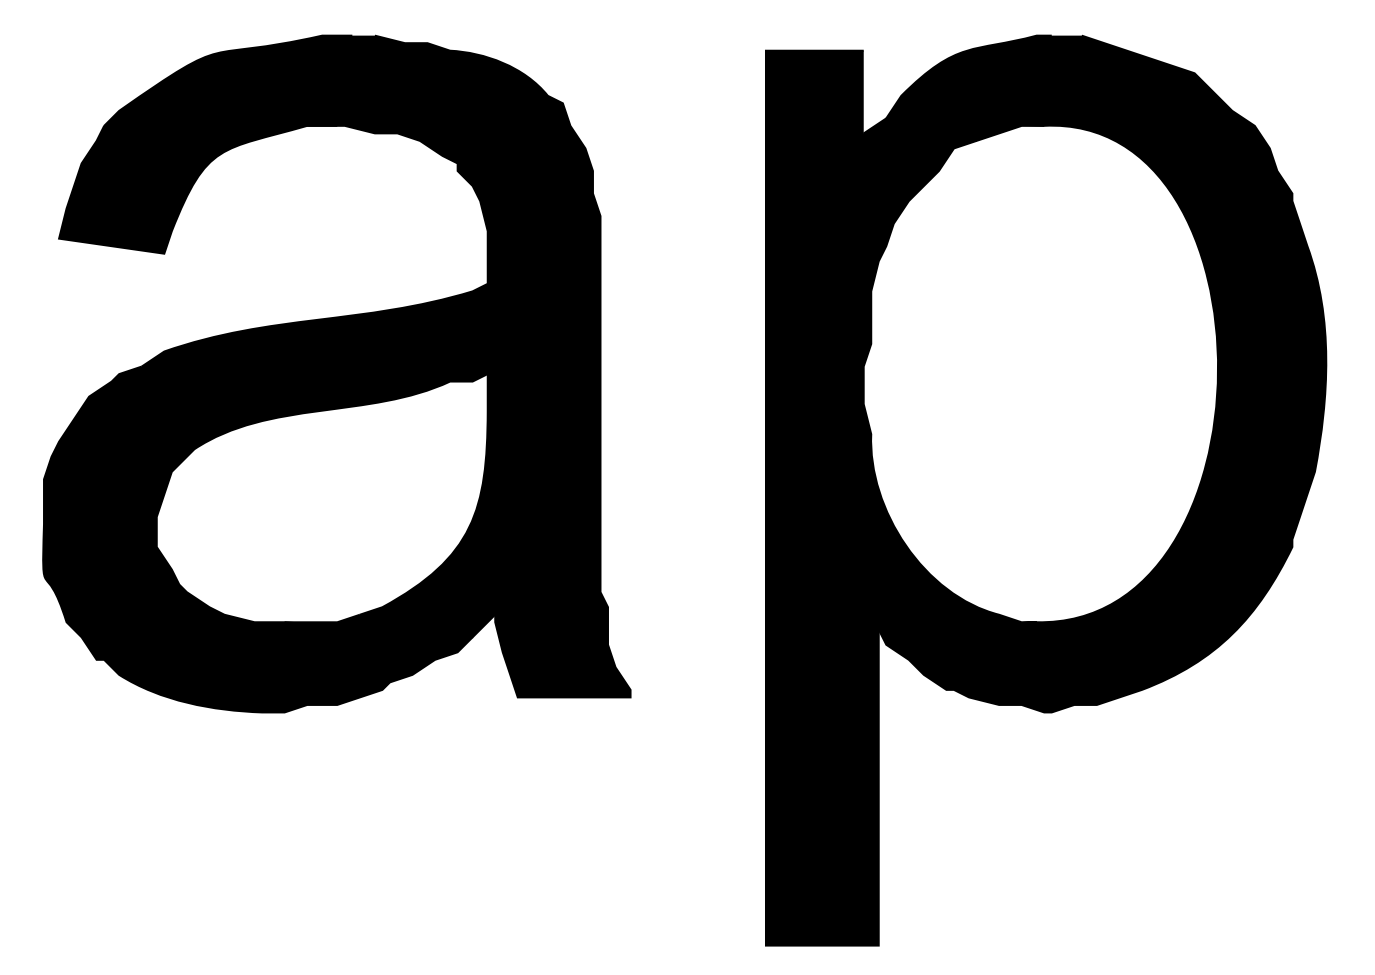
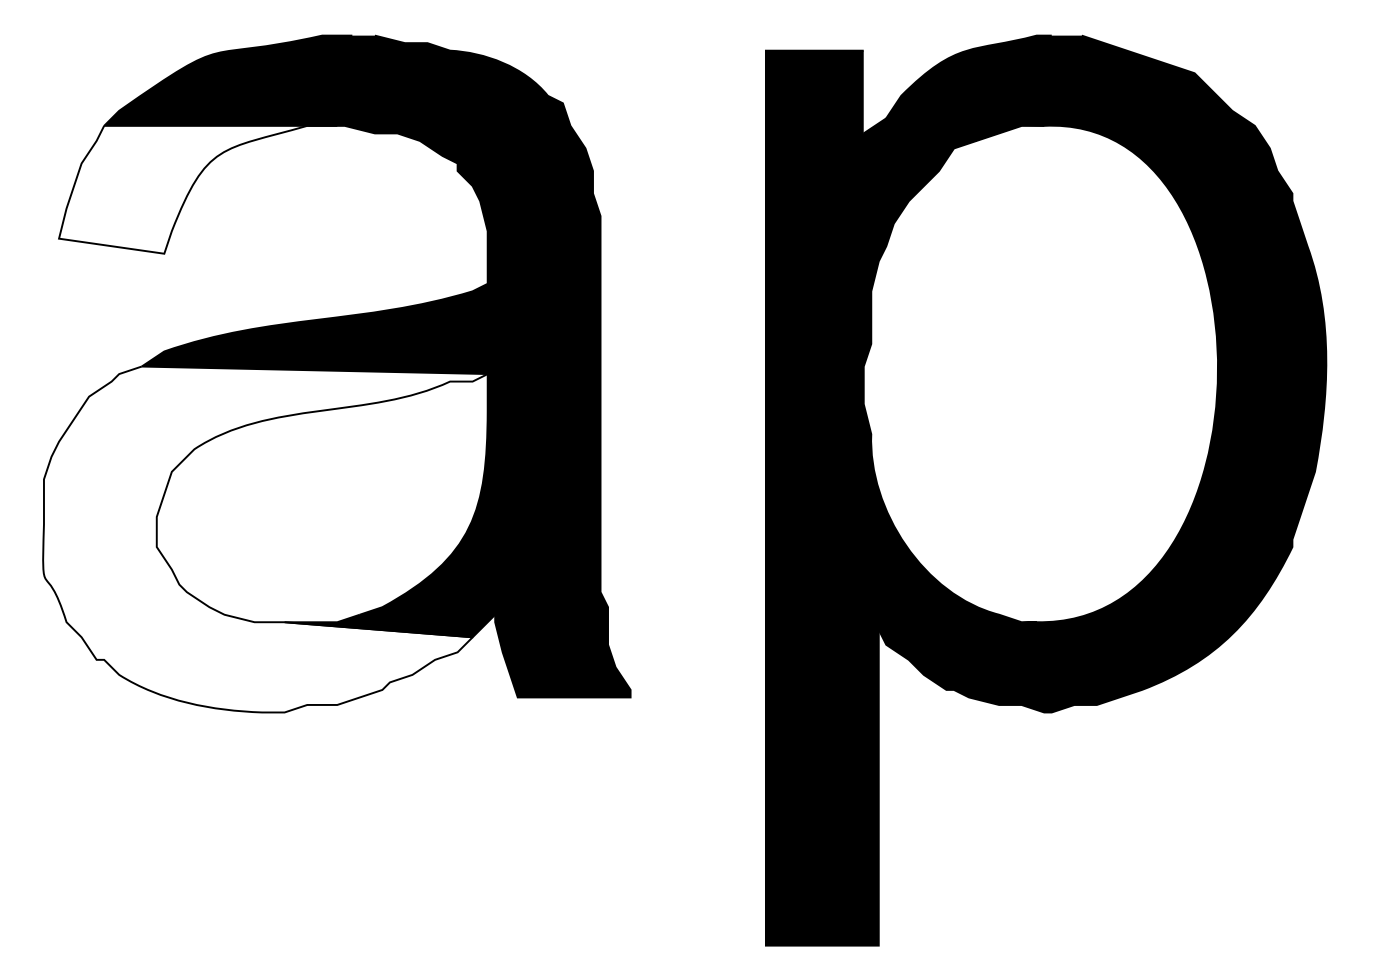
fill: present -> none (198, 189)
fill: present -> none (265, 539)
